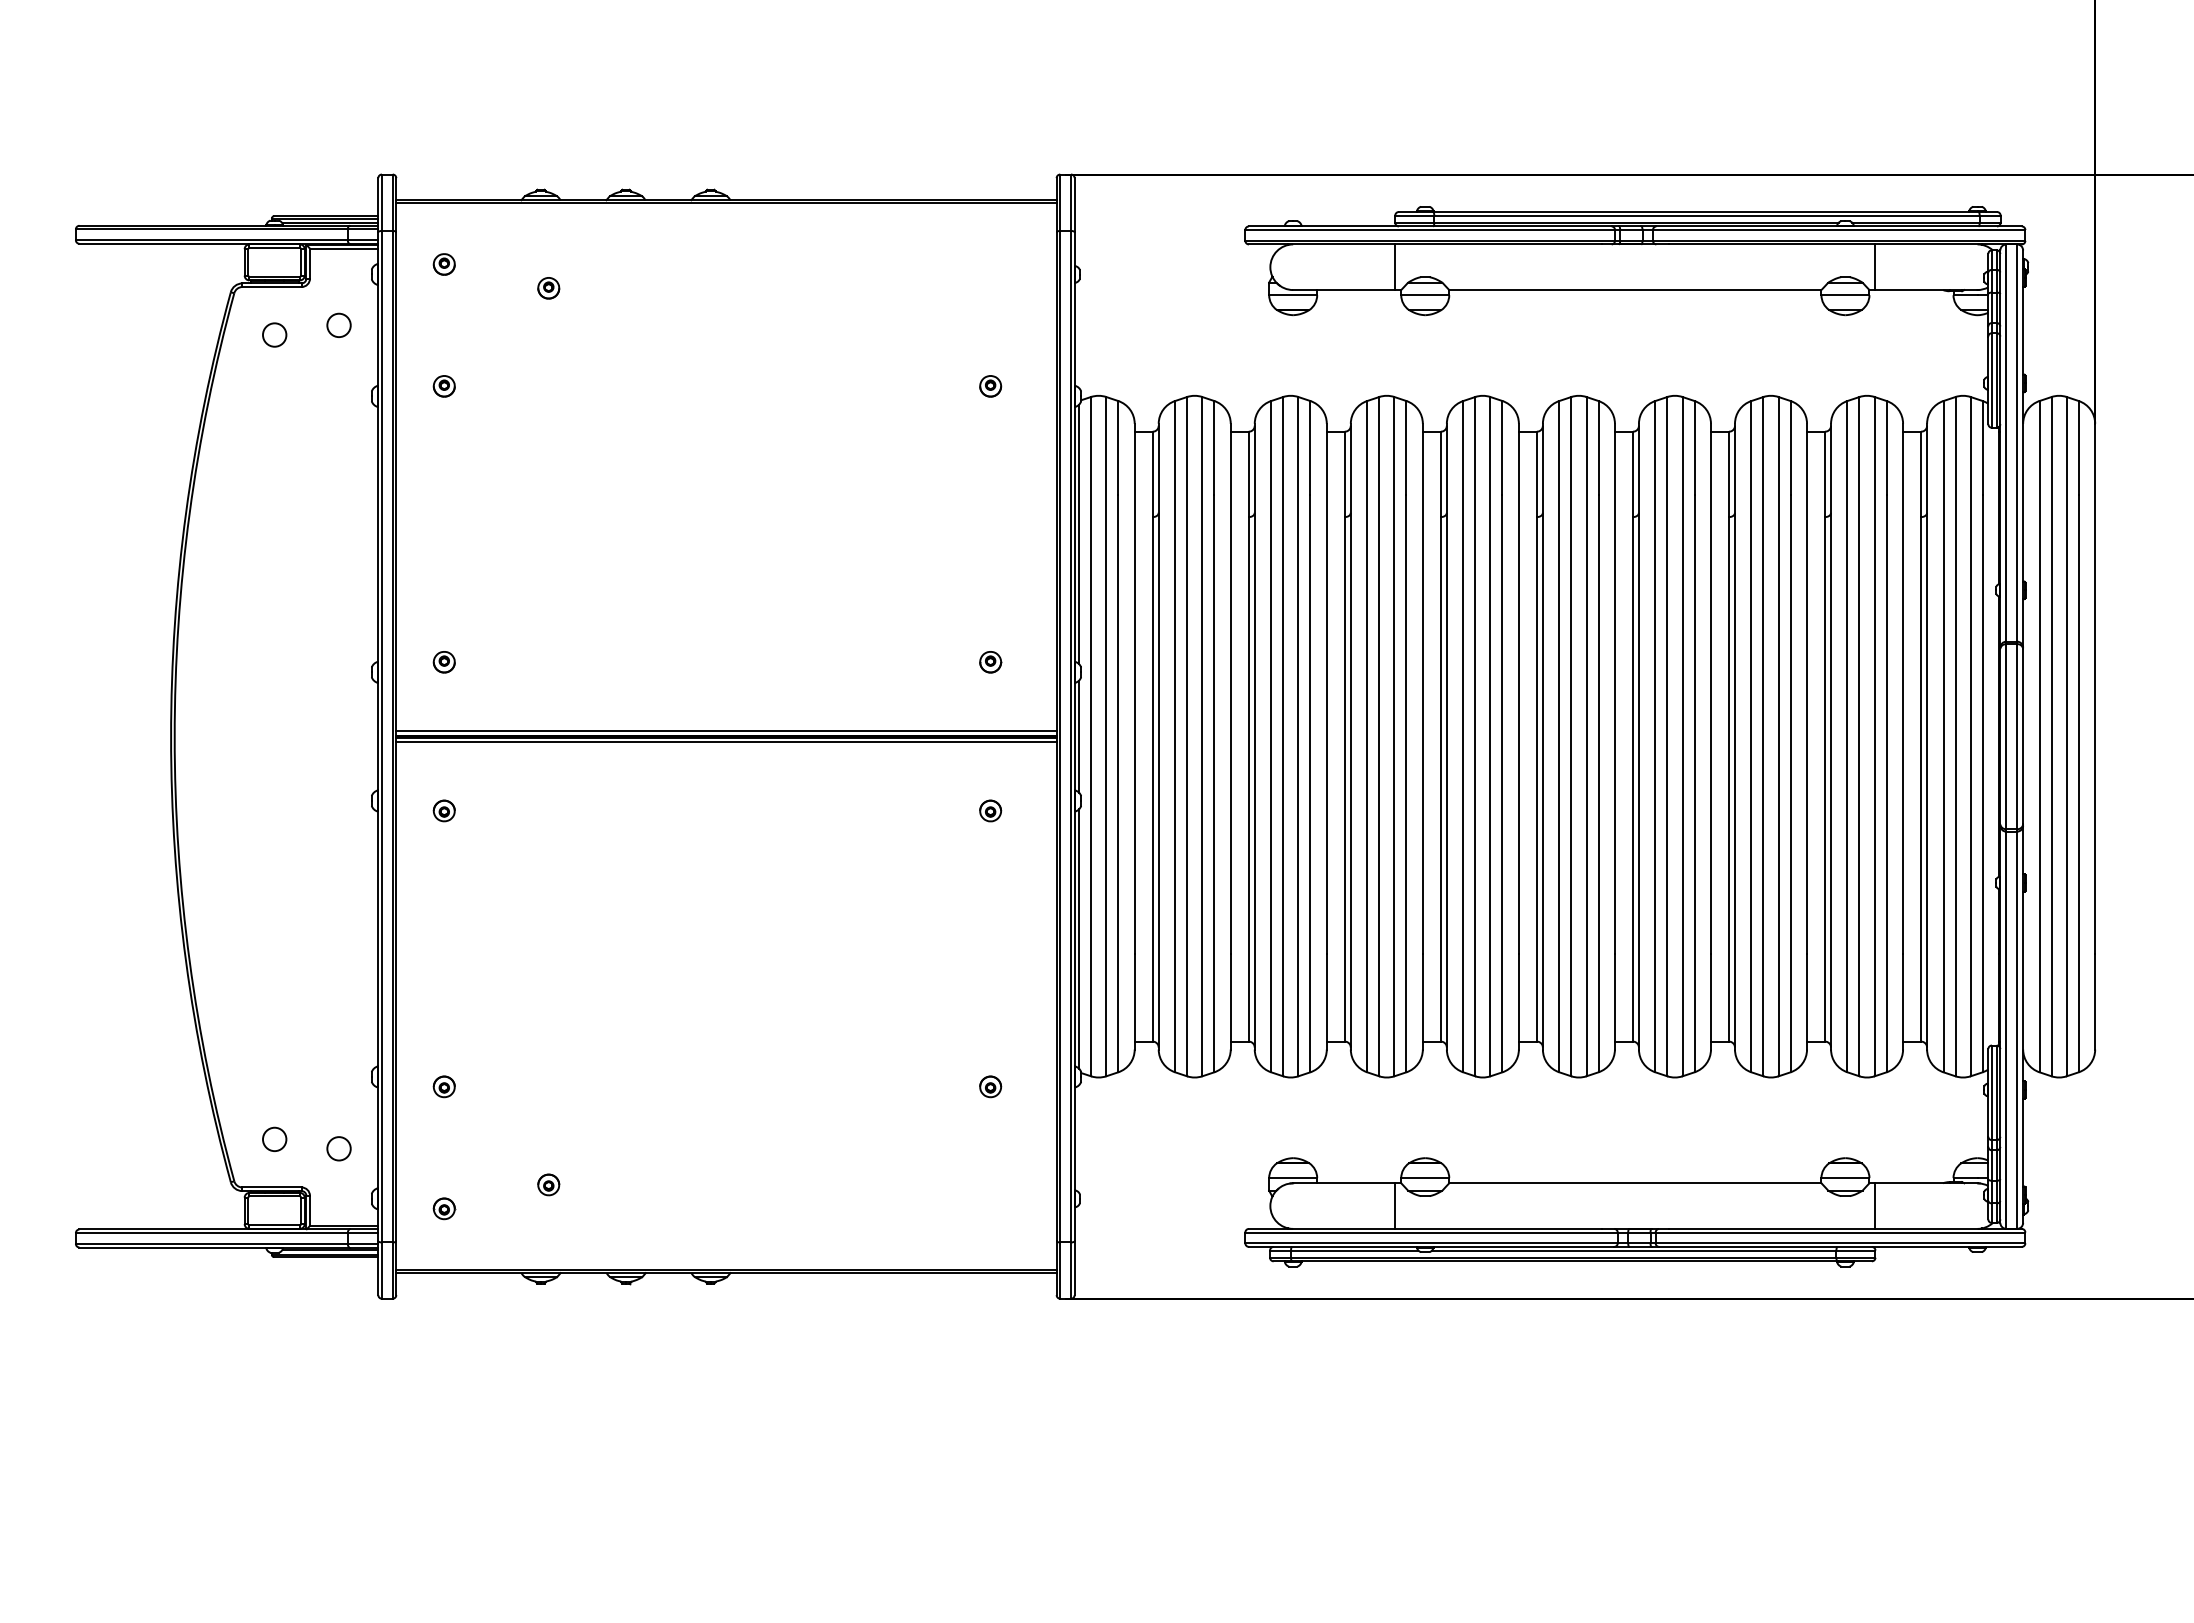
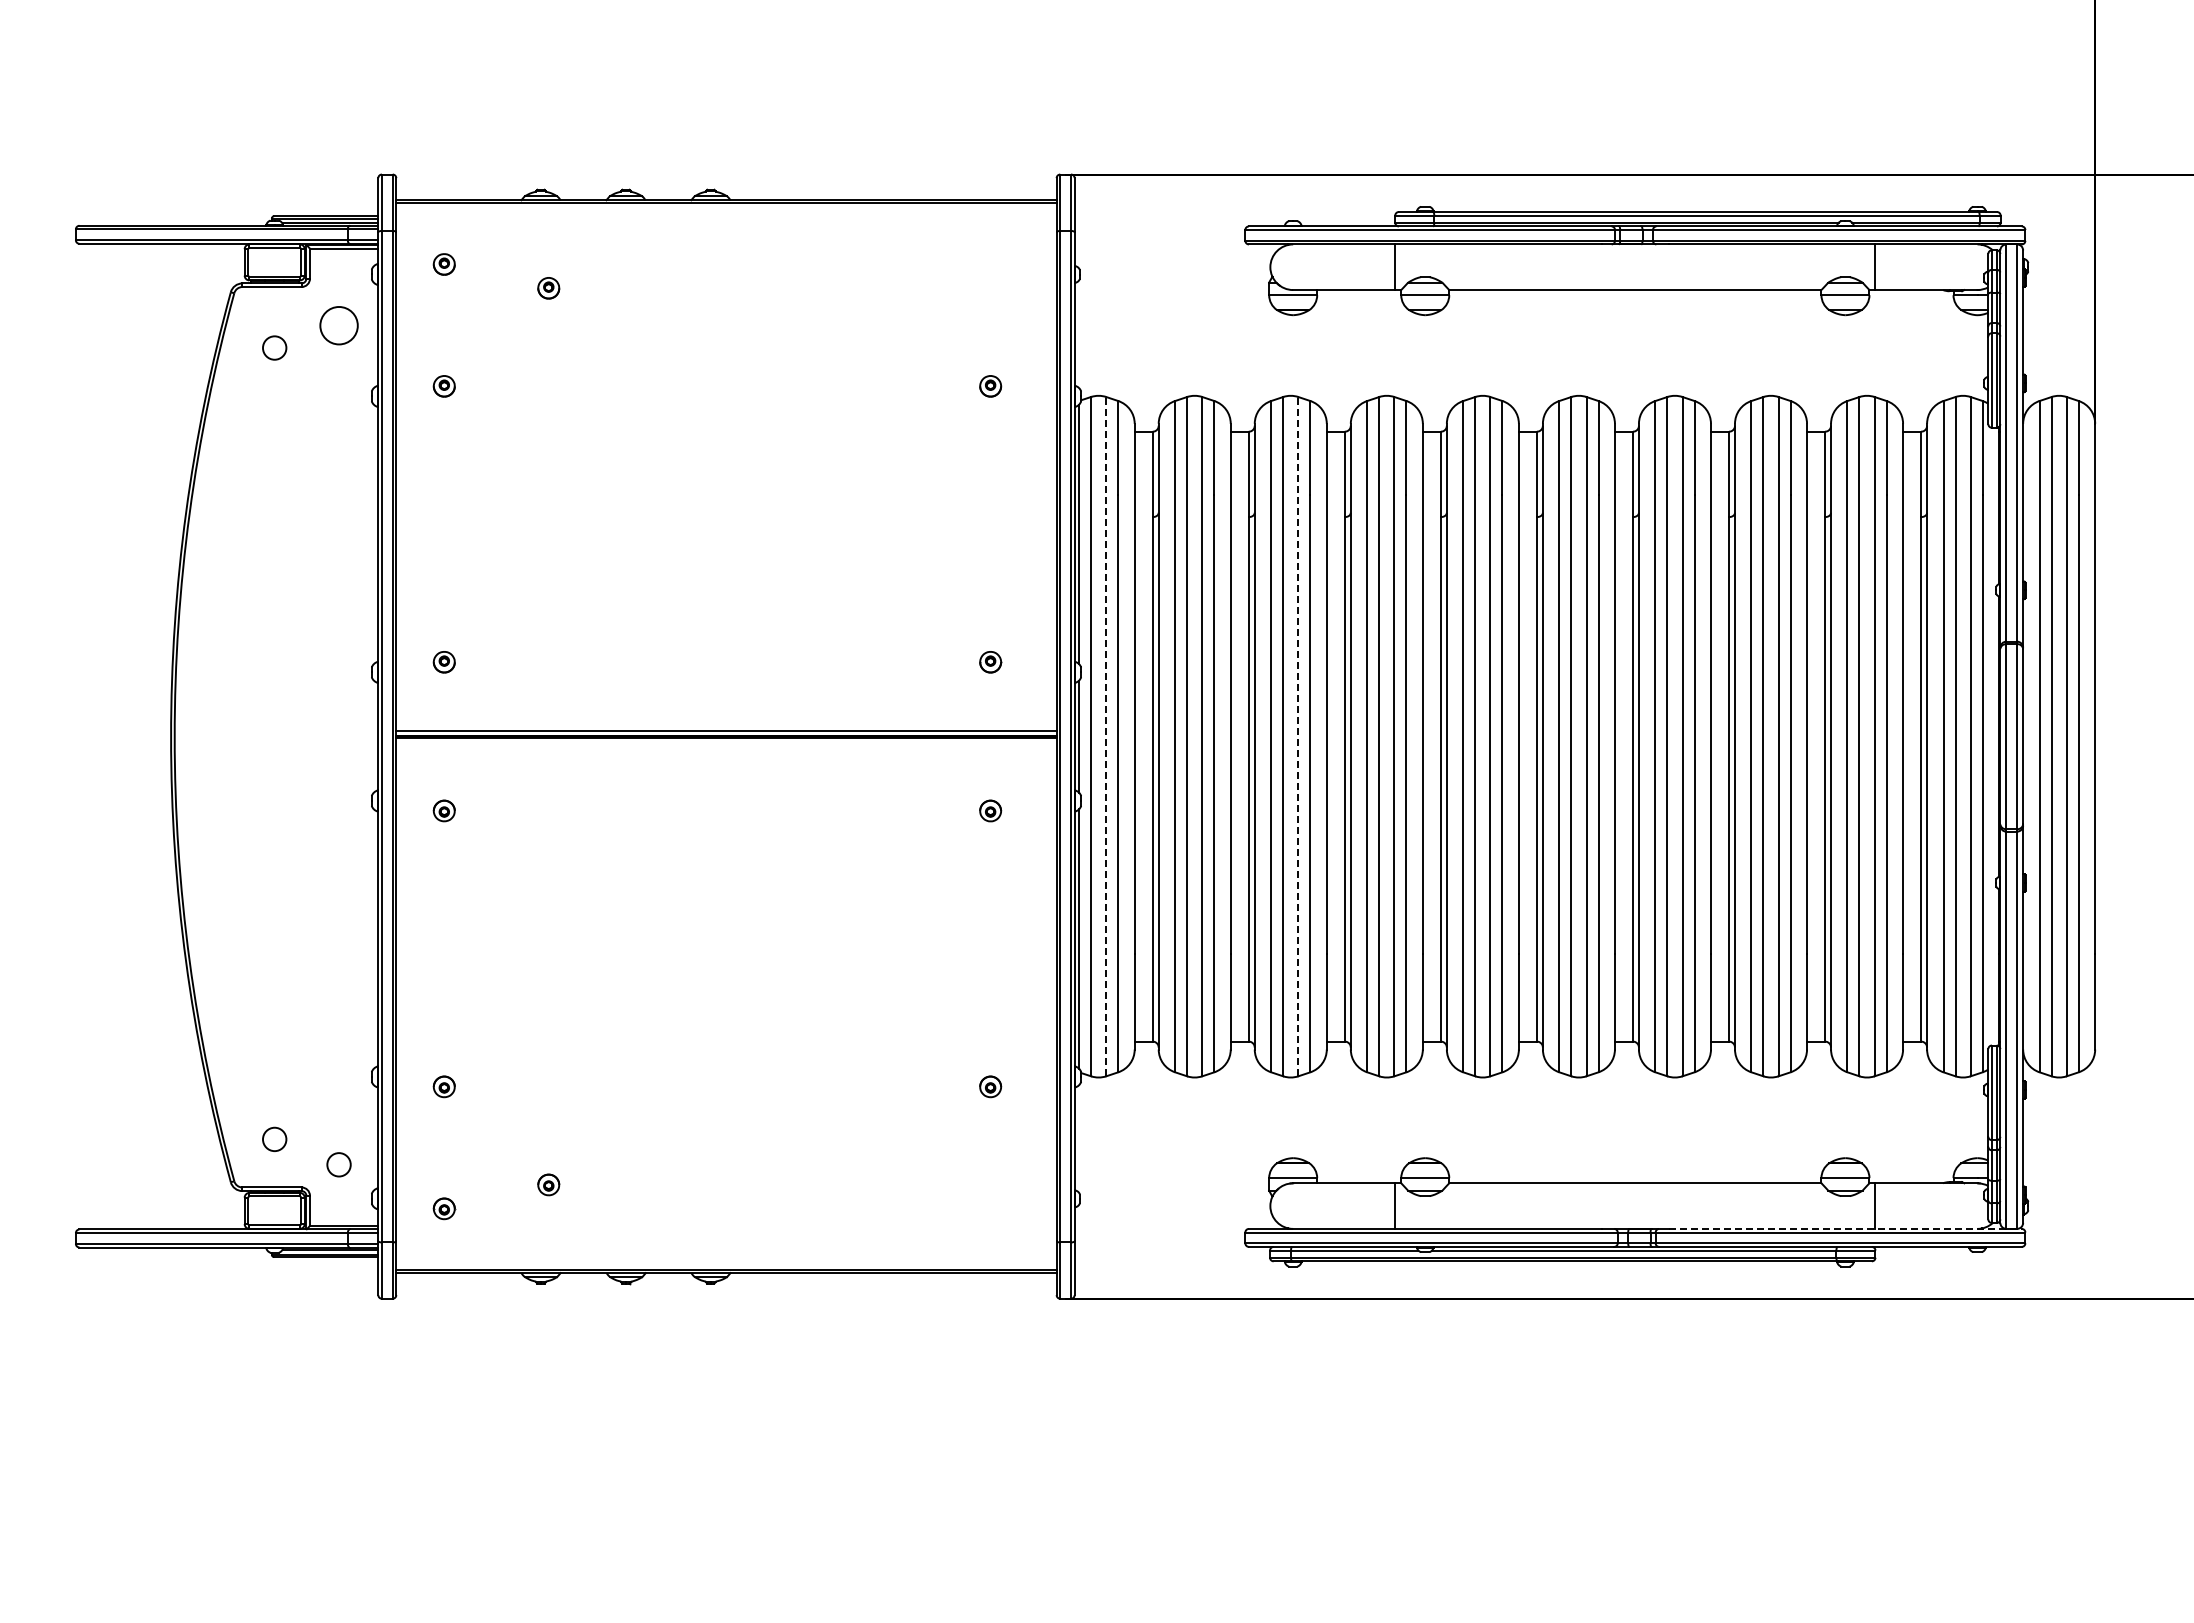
circle size: 26x26 px -> 40x40 px (338, 325)
circle position: (274, 334) -> (274, 347) (274, 347)
line: solid -> dashed (1106, 736)
line: solid -> dashed (1298, 736)
line: present -> none (726, 741)
circle position: (338, 1148) -> (338, 1164) (338, 1164)
line: solid -> dashed (1845, 1228)
